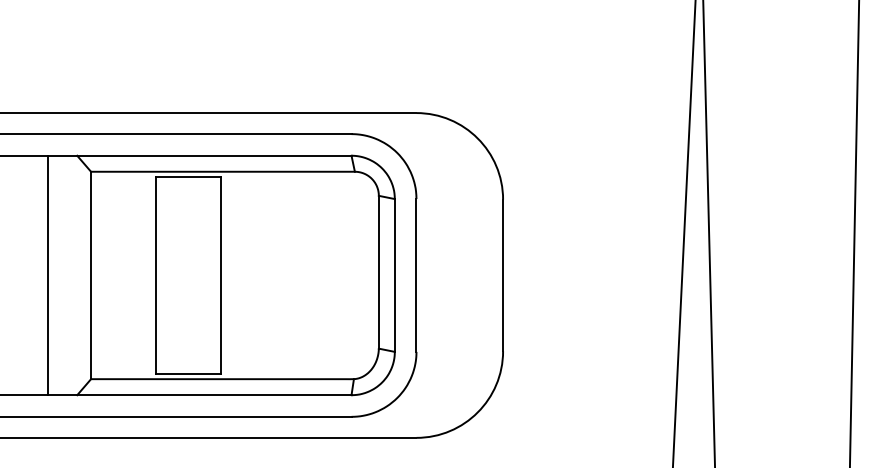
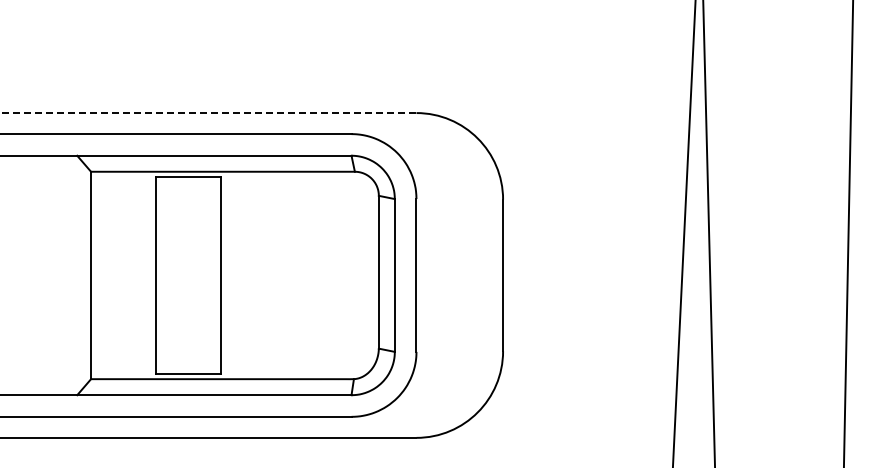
line: solid -> dashed (208, 113)
line position: (854, 233) -> (848, 233) (848, 233)
line: present -> none (48, 275)
